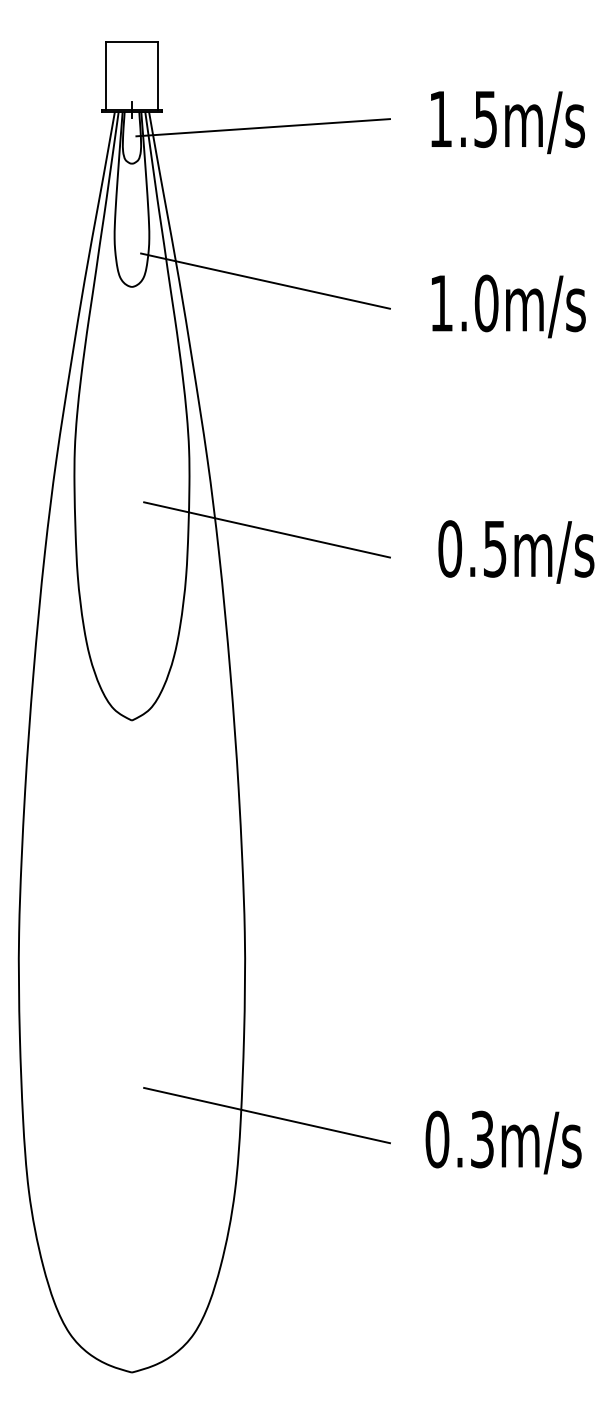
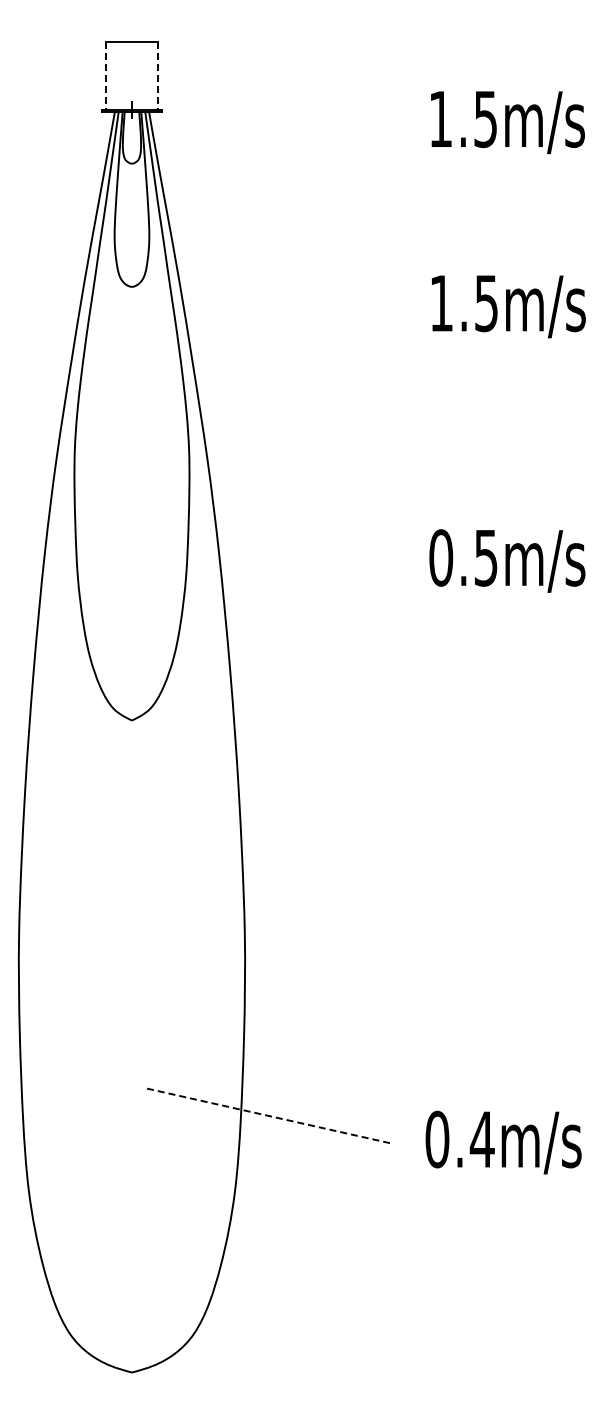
line: solid -> dashed (105, 76)
line: solid -> dashed (158, 76)
line: present -> none (262, 127)
line: present -> none (265, 280)
text: 1.0m/s -> 1.5m/s (486, 303)
line: present -> none (266, 529)
text position: (516, 551) -> (507, 560) (507, 560)
line: solid -> dashed (267, 1115)
text: 0.3m/s -> 0.4m/s (481, 1139)
